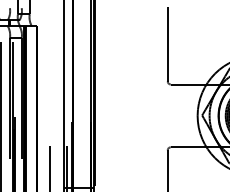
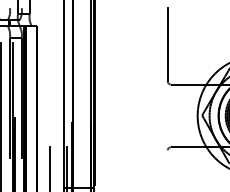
line: present -> none (167, 169)
